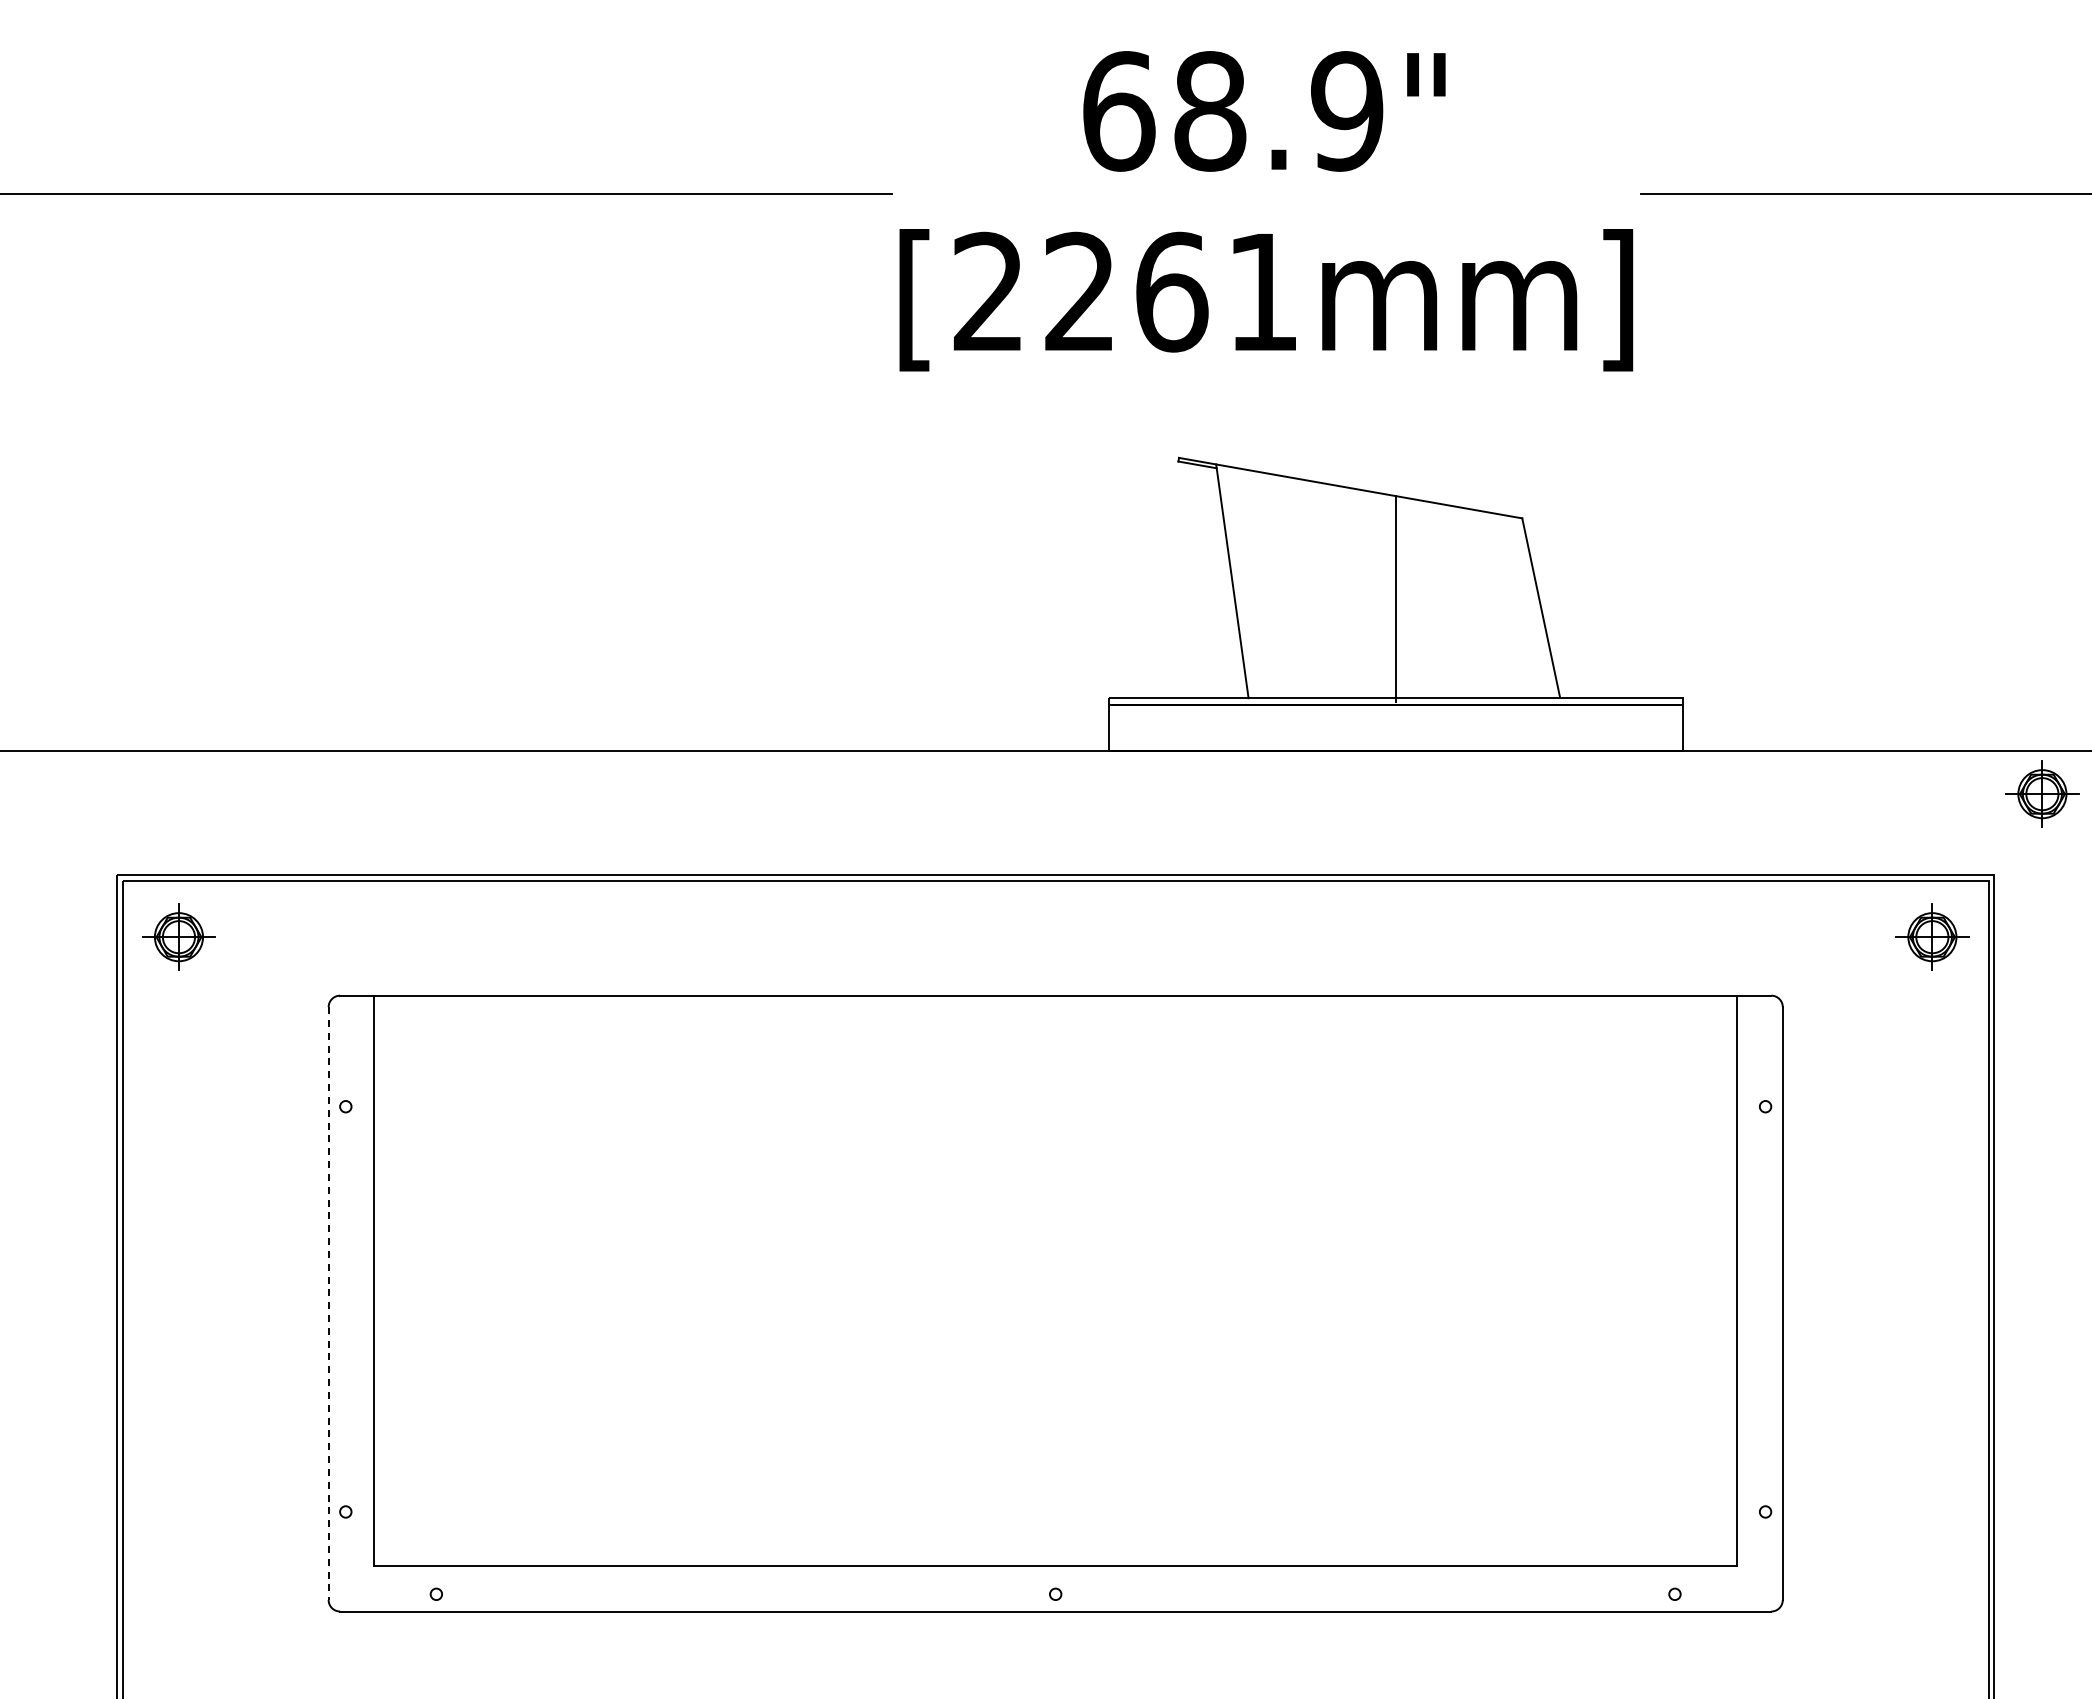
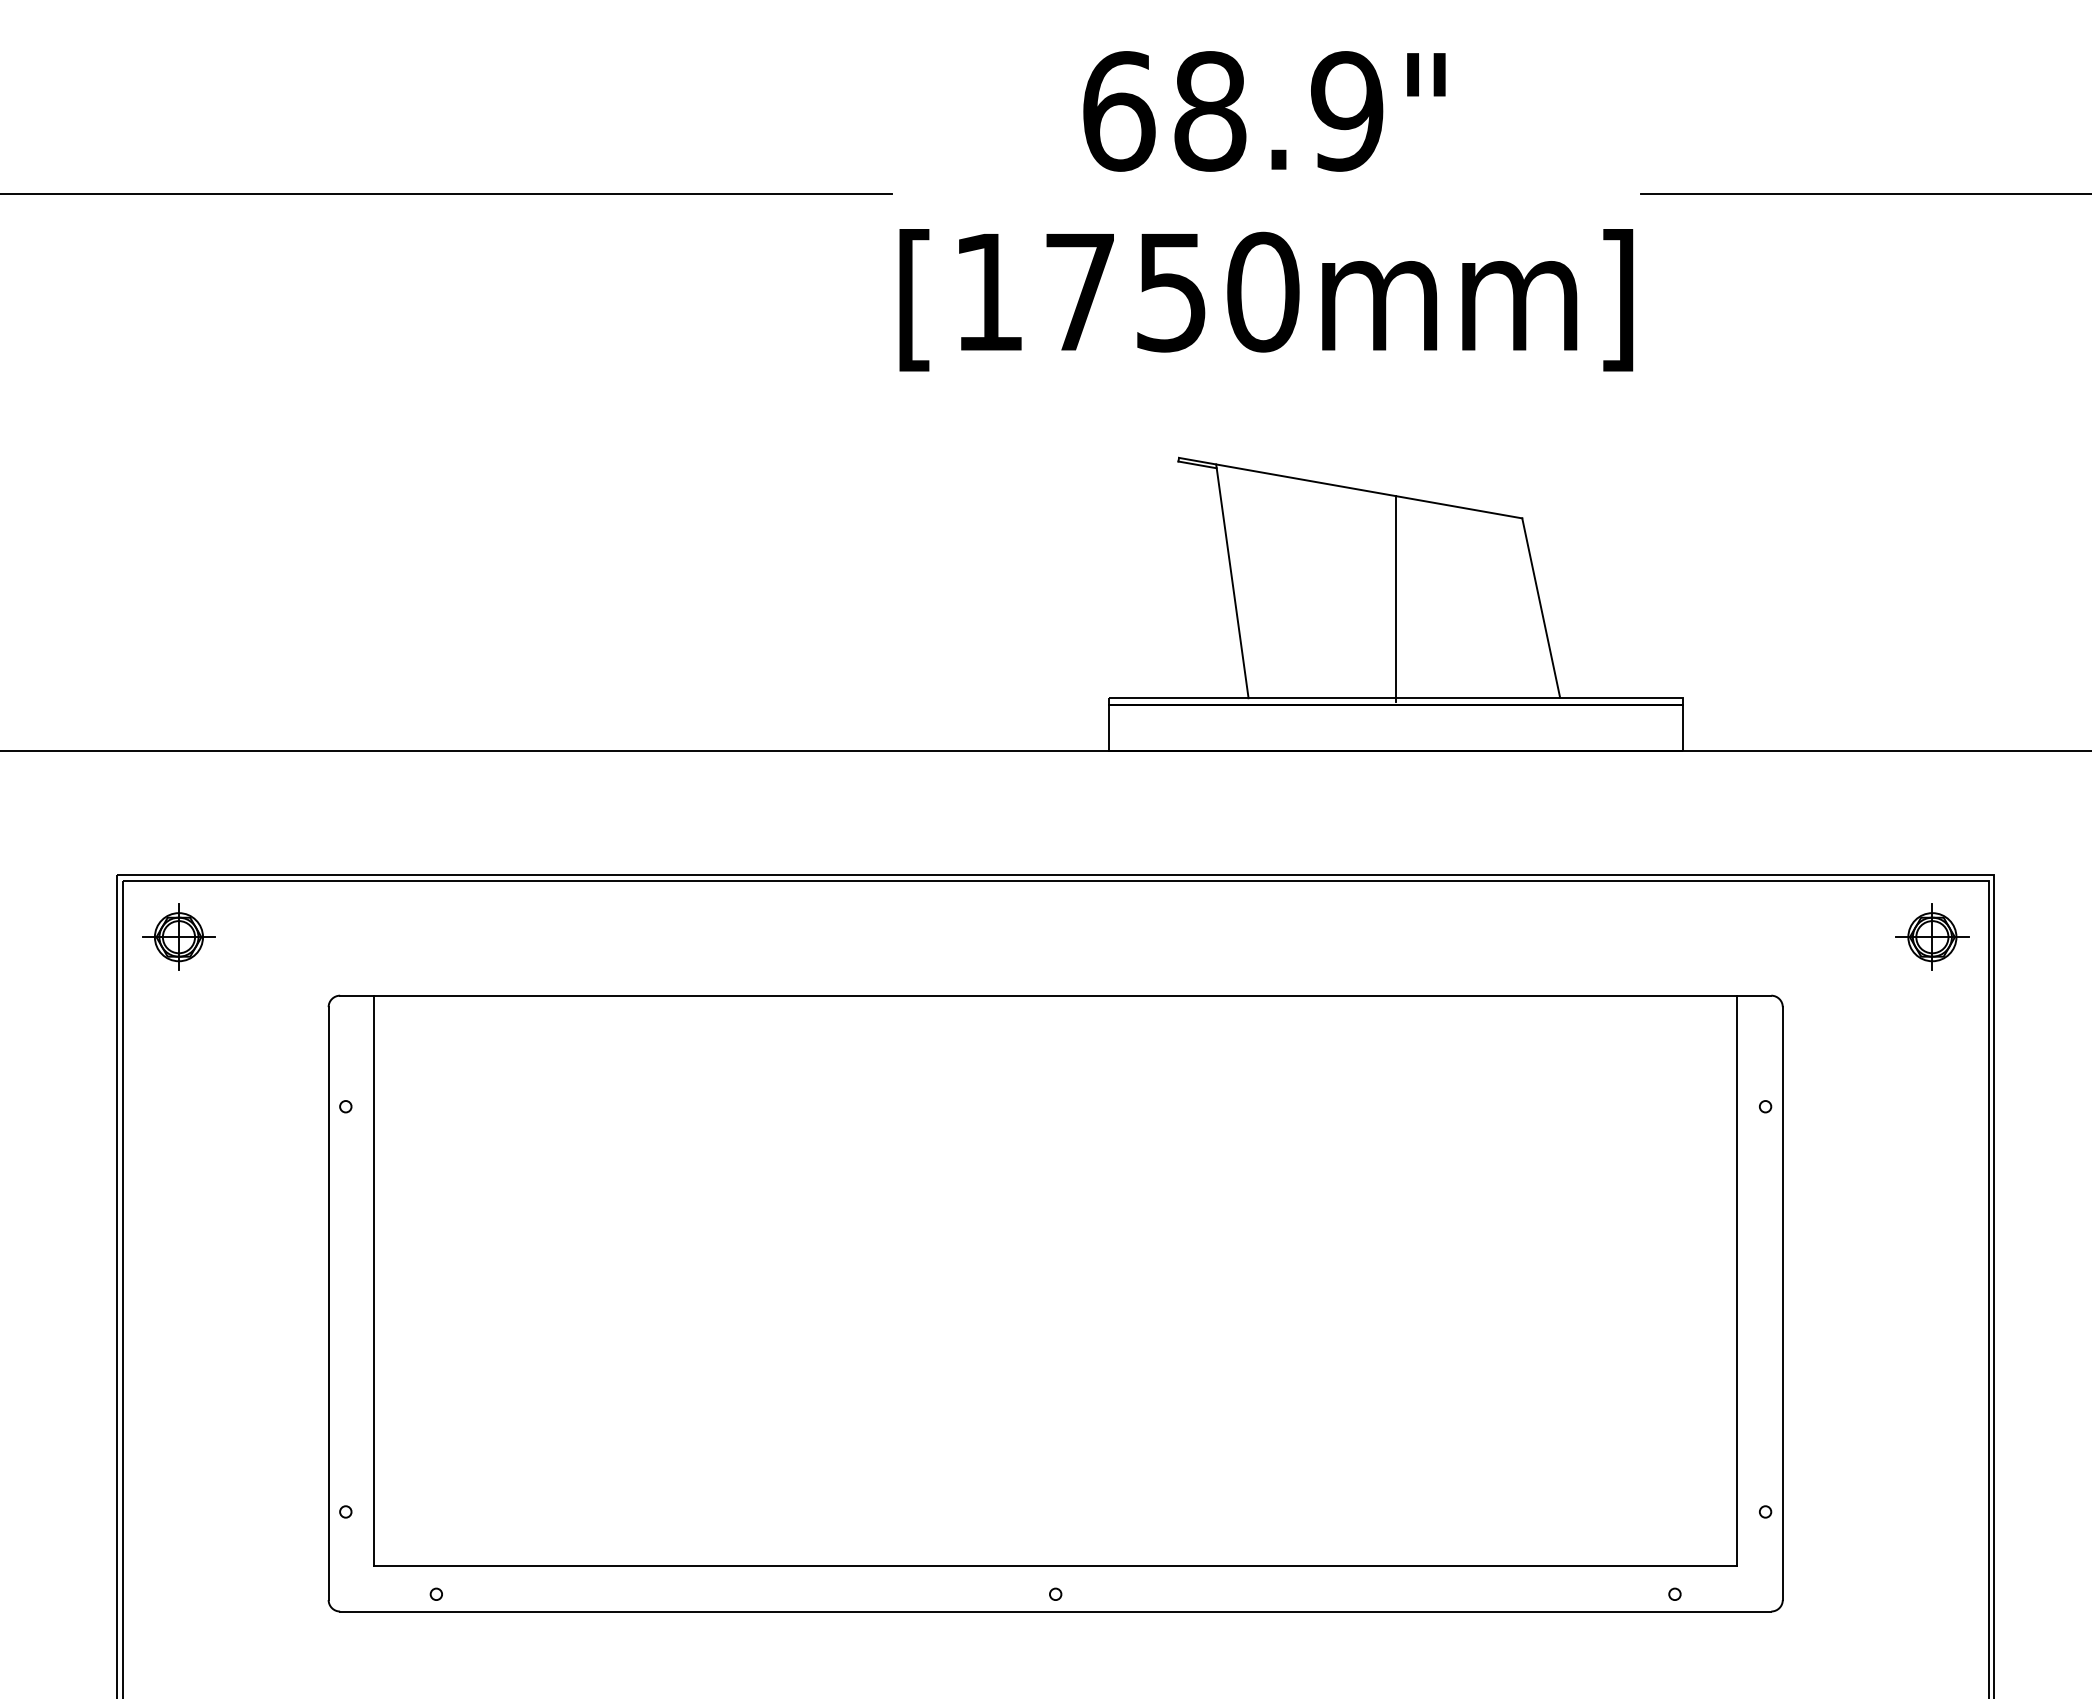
text: [2261mm] -> [1750mm] (1126, 291)
part: present -> none (2042, 793)
line: dashed -> solid (328, 1304)
